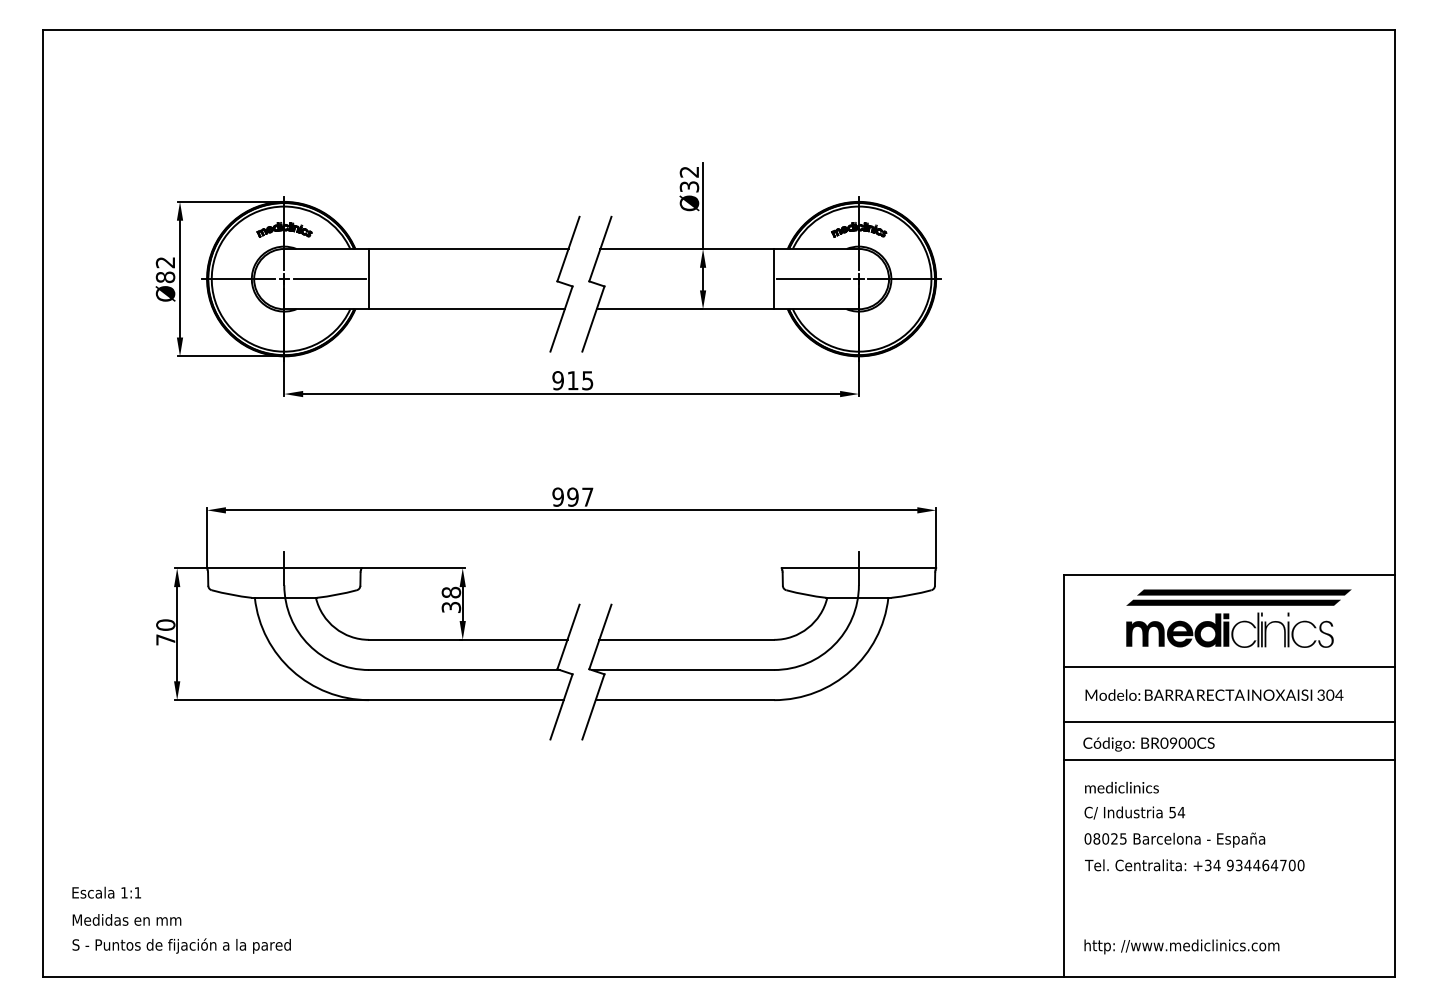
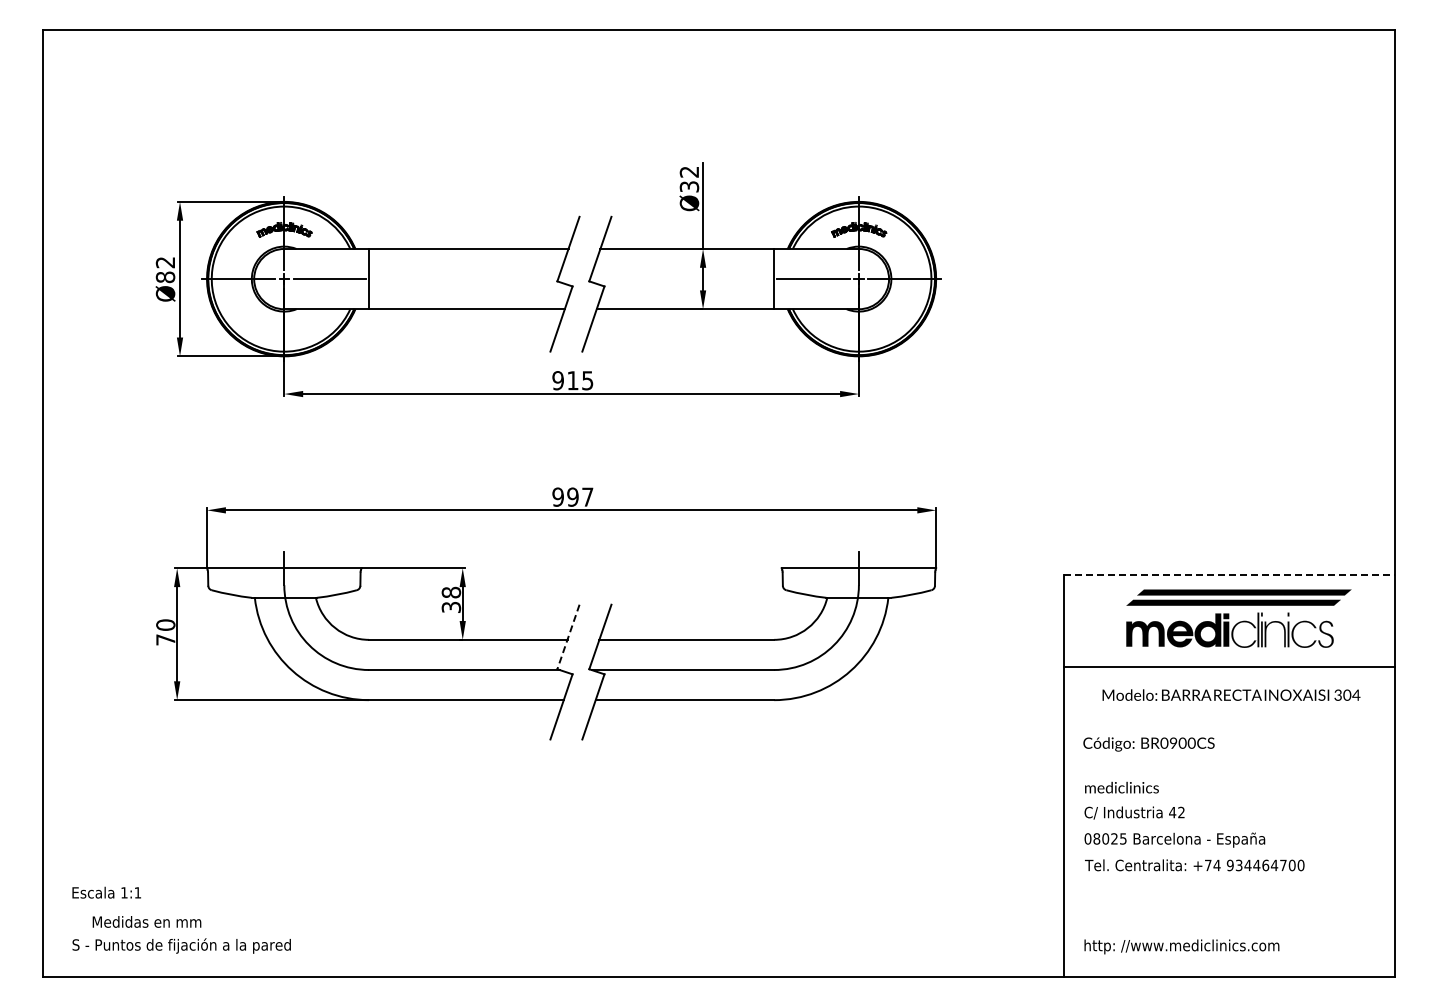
line: solid -> dashed (1230, 575)
line: solid -> dashed (568, 637)
text position: (1214, 694) -> (1231, 694) (1231, 694)
line: present -> none (1229, 722)
line: present -> none (1229, 759)
text: 54 -> 42 (1177, 812)
text: +34 -> +74 (1208, 865)
text position: (126, 919) -> (146, 921) (146, 921)
